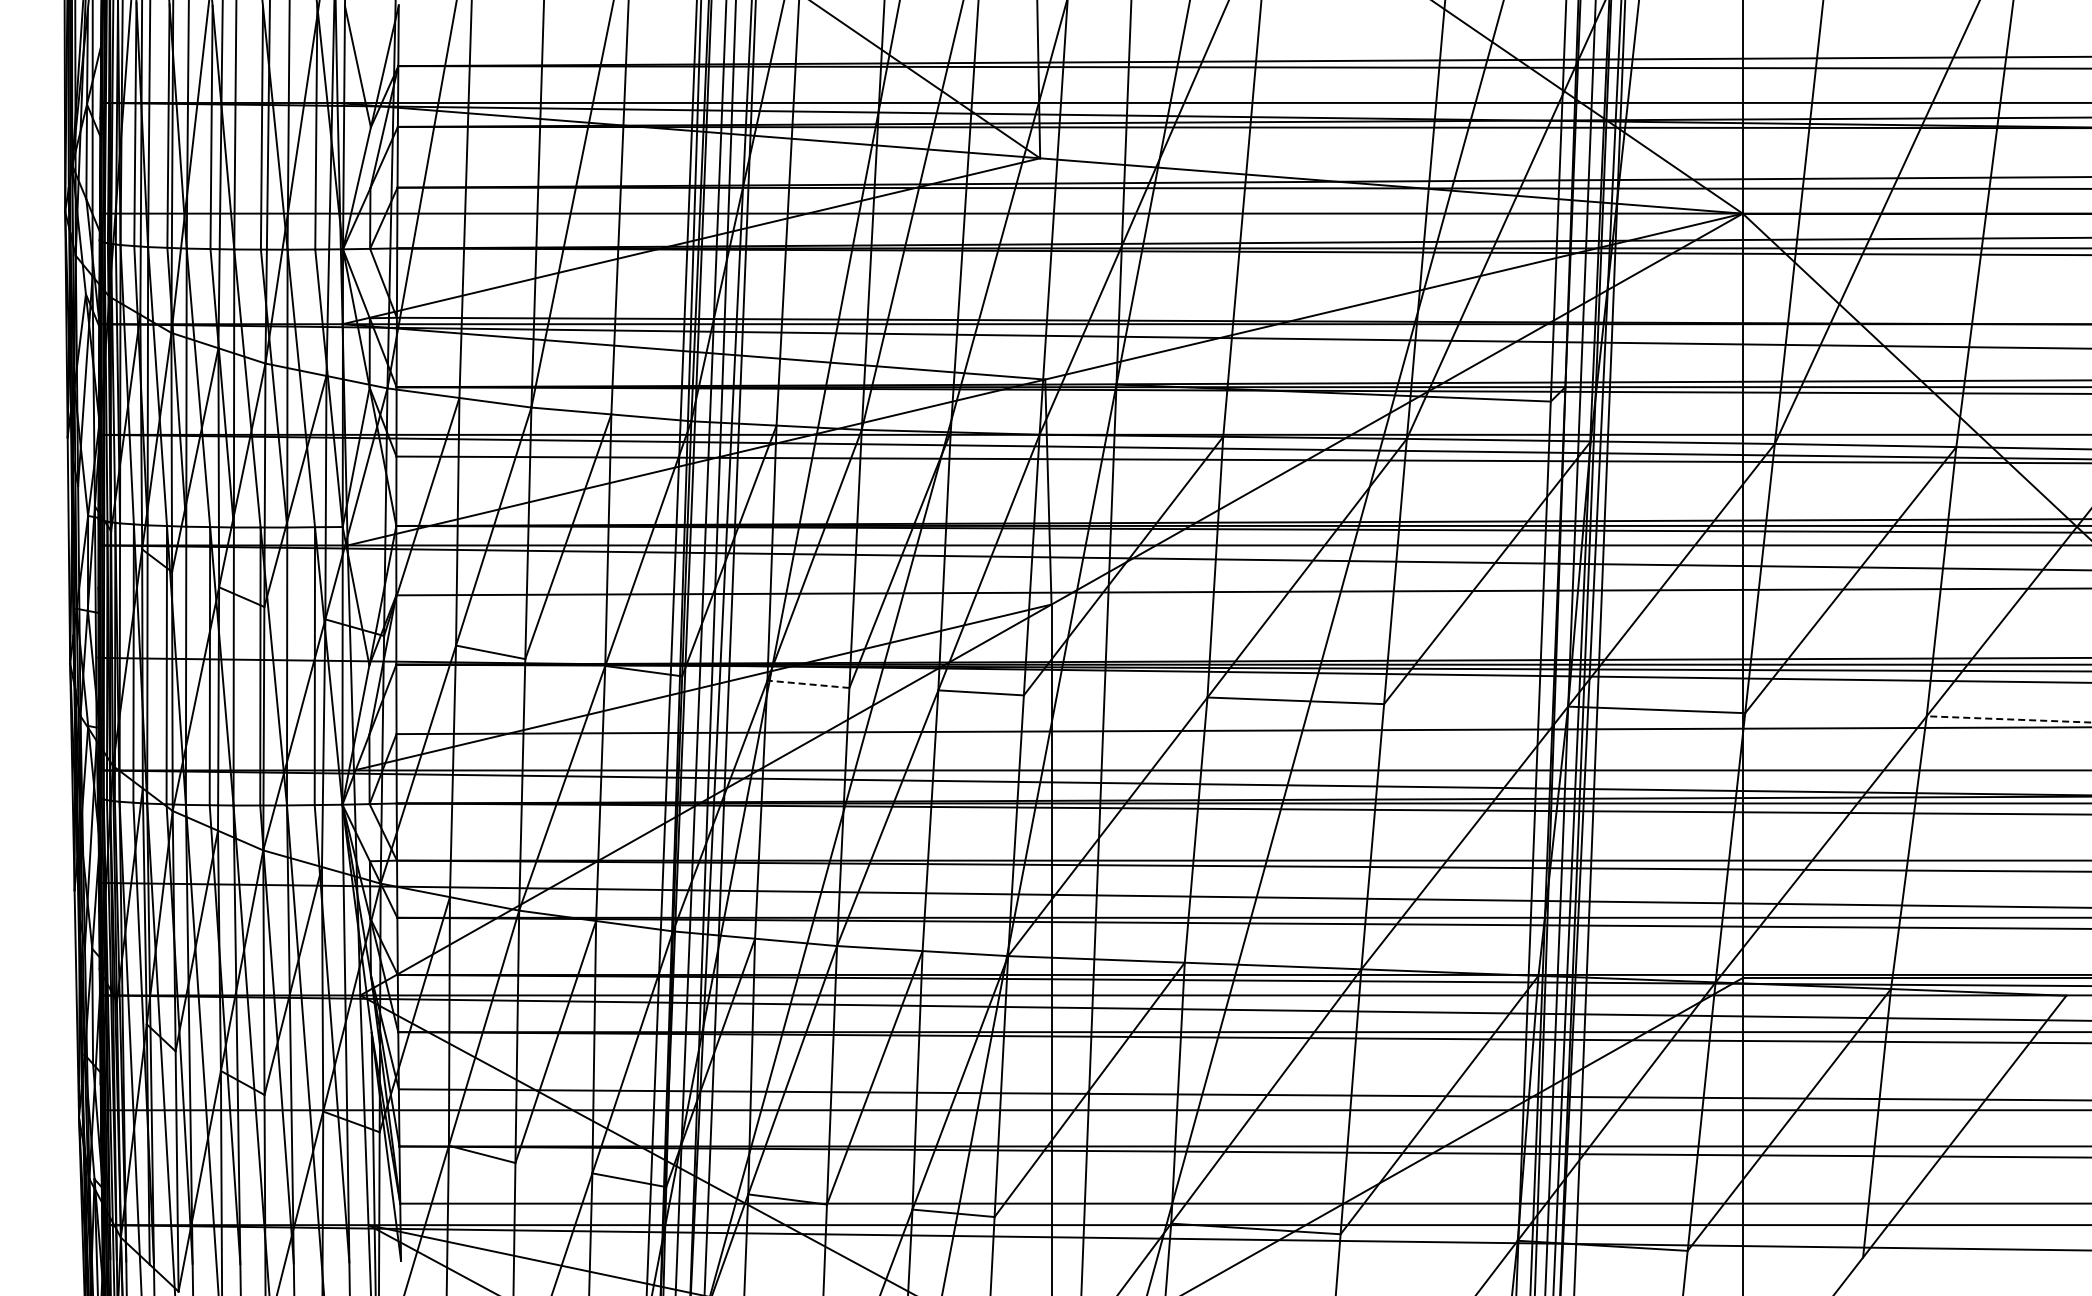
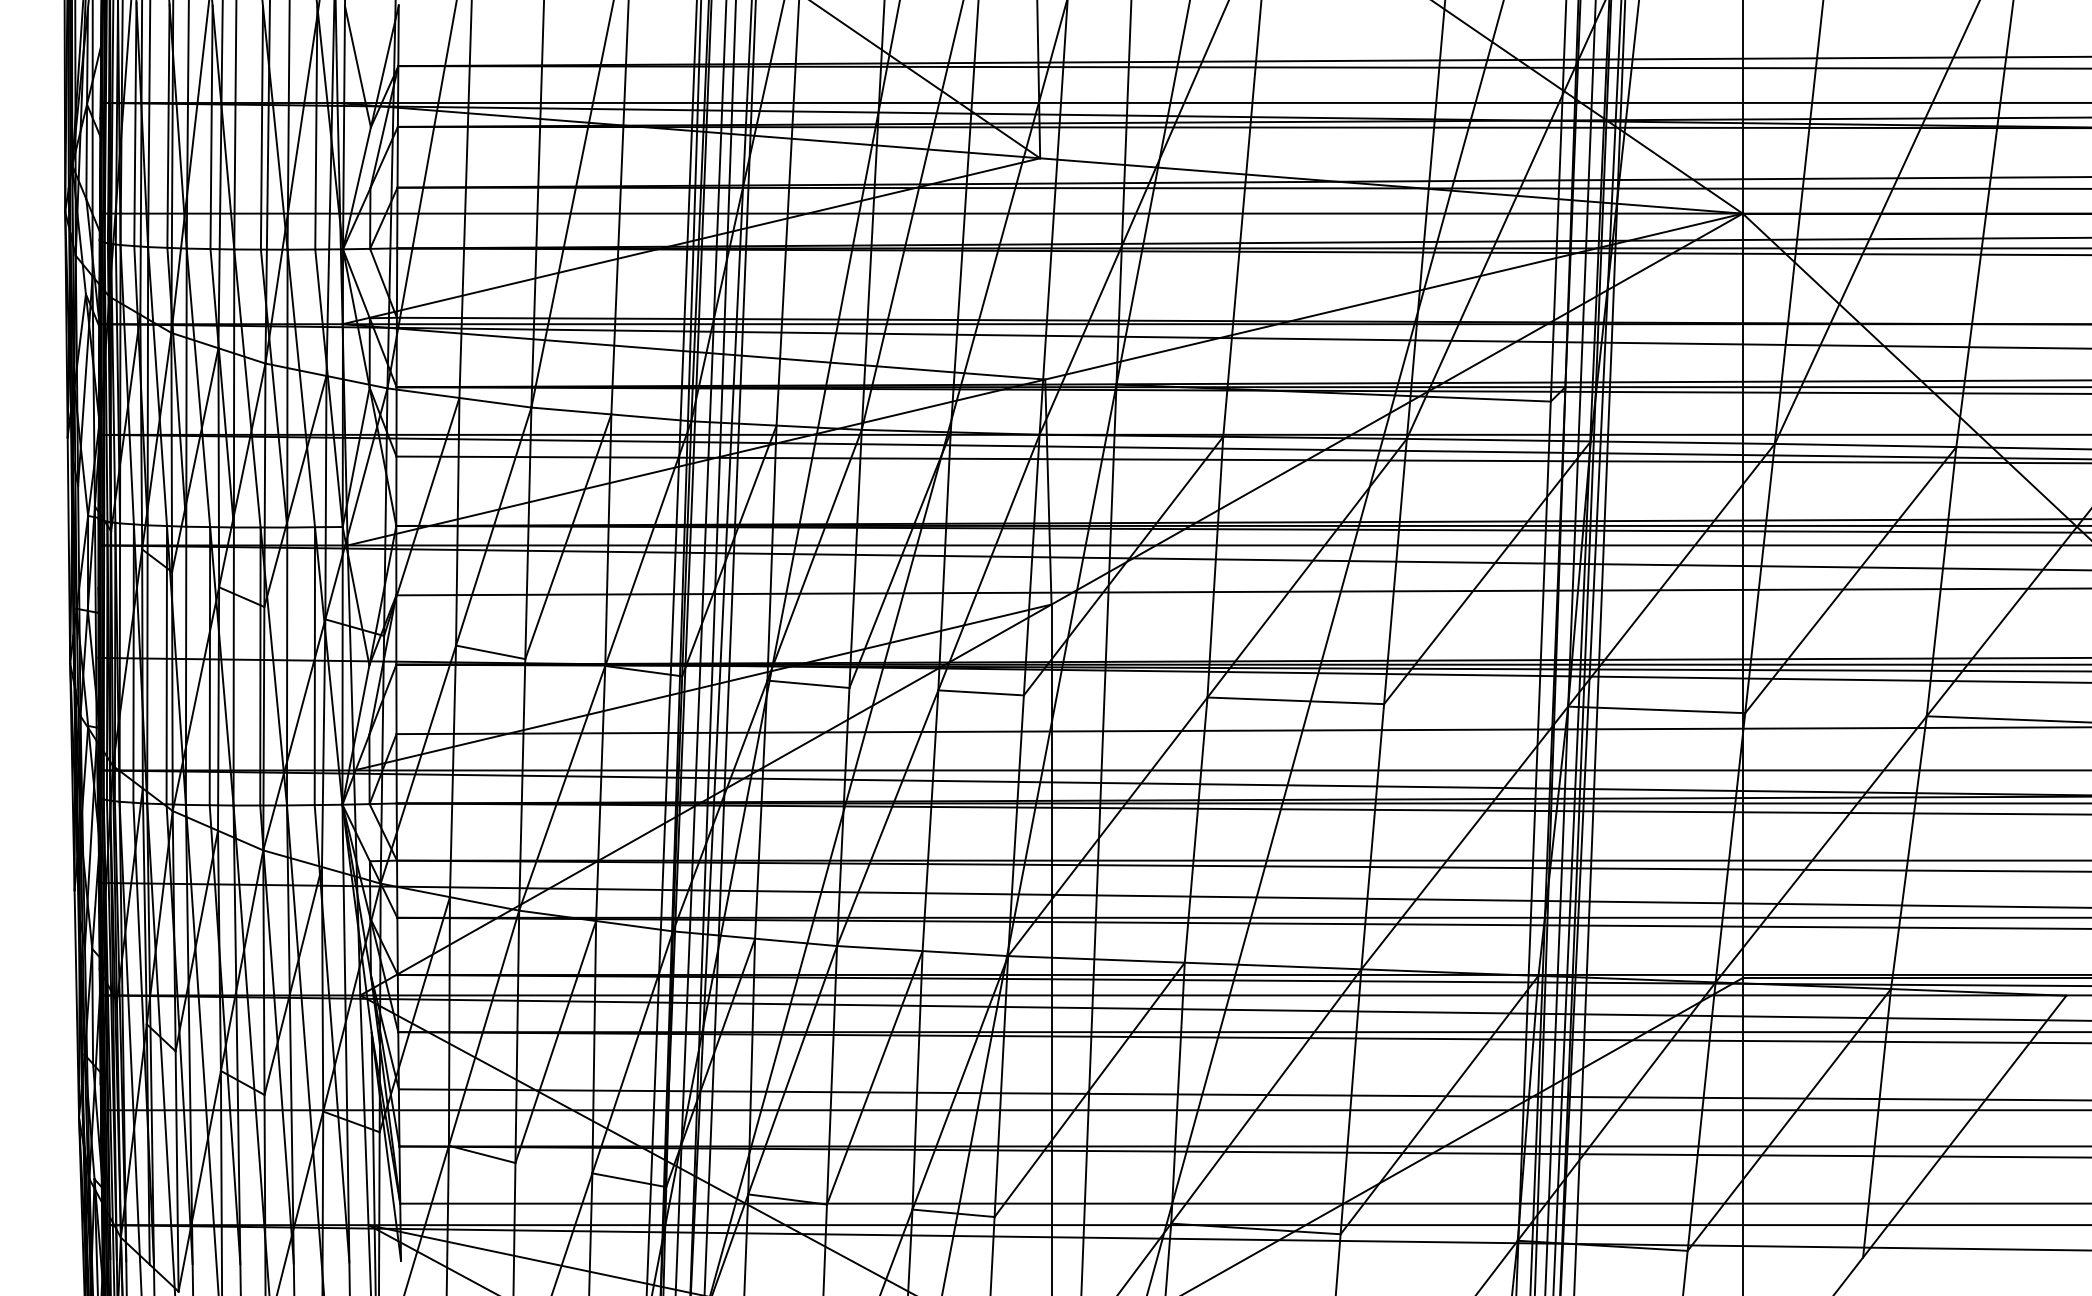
line: dashed -> solid (807, 684)
line: dashed -> solid (2008, 719)
